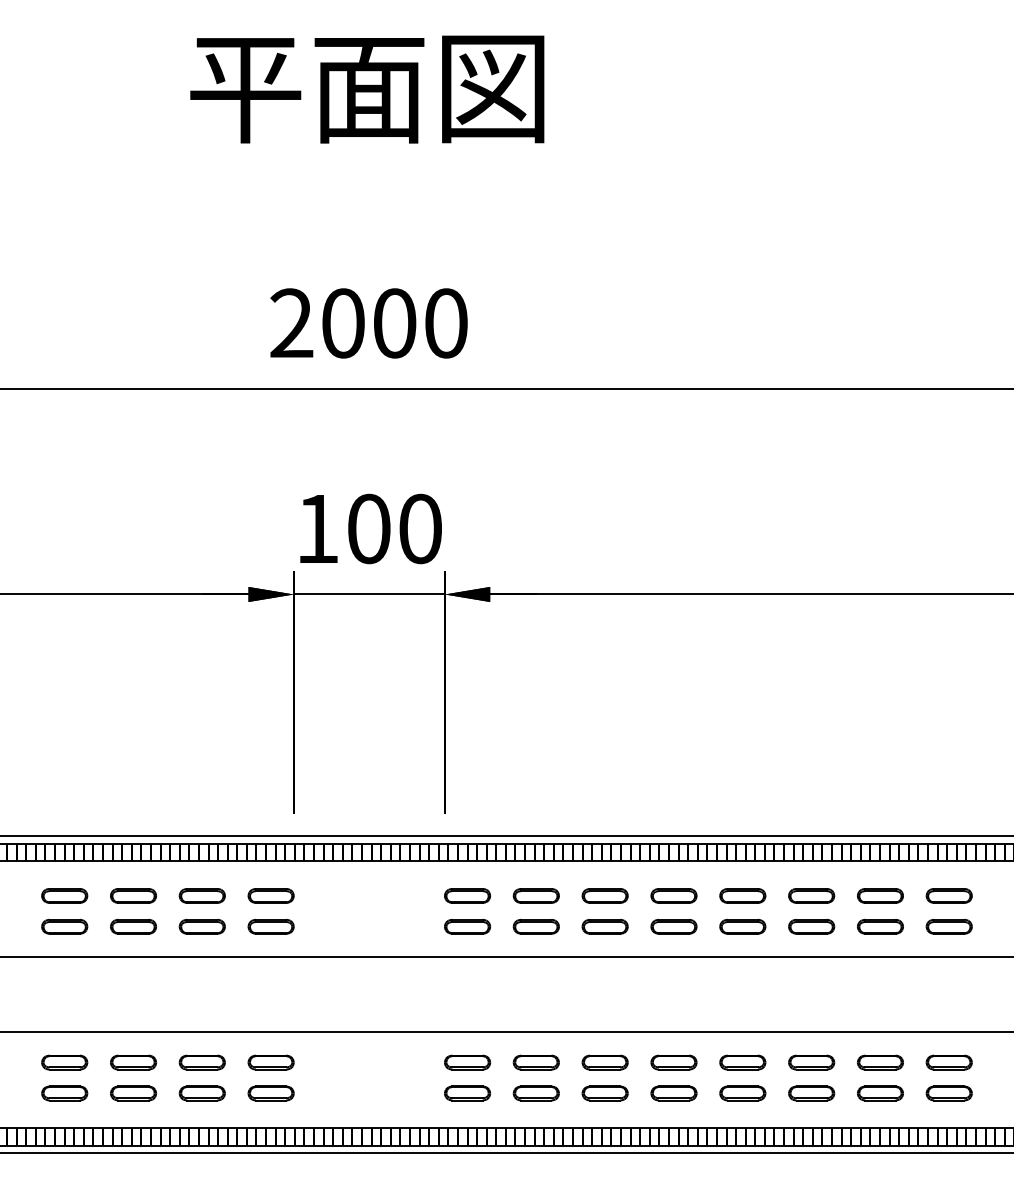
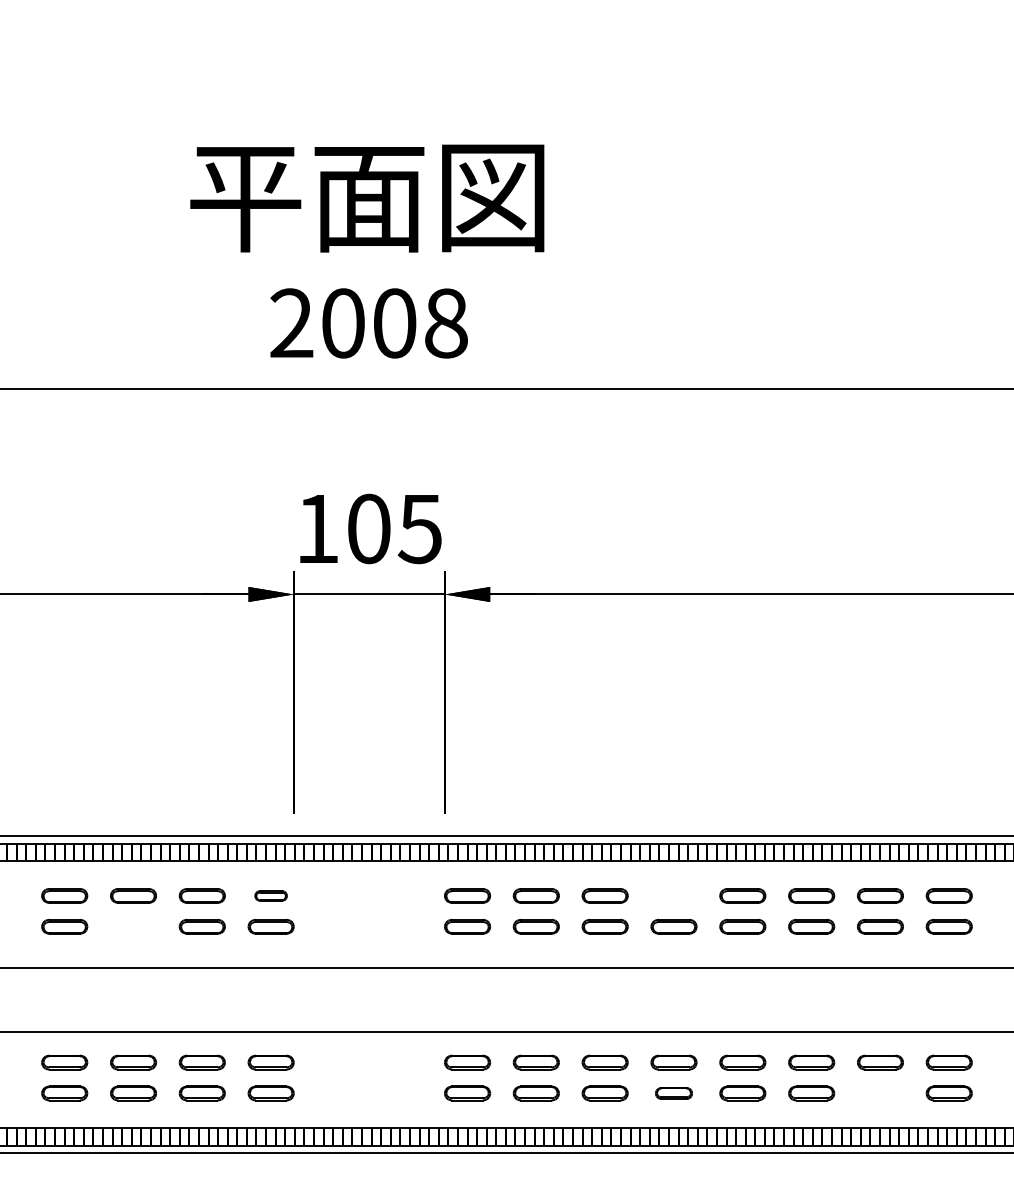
text position: (367, 89) -> (367, 198) (367, 198)
text: 2000 -> 2008 (446, 323)
text: 100 -> 105 (419, 528)
part size: 48x16 px -> 34x12 px (270, 895)
part: present -> none (673, 895)
part: present -> none (133, 926)
line position: (506, 956) -> (506, 967) (506, 967)
part size: 48x17 px -> 38x13 px (673, 1093)
part: present -> none (880, 1093)
